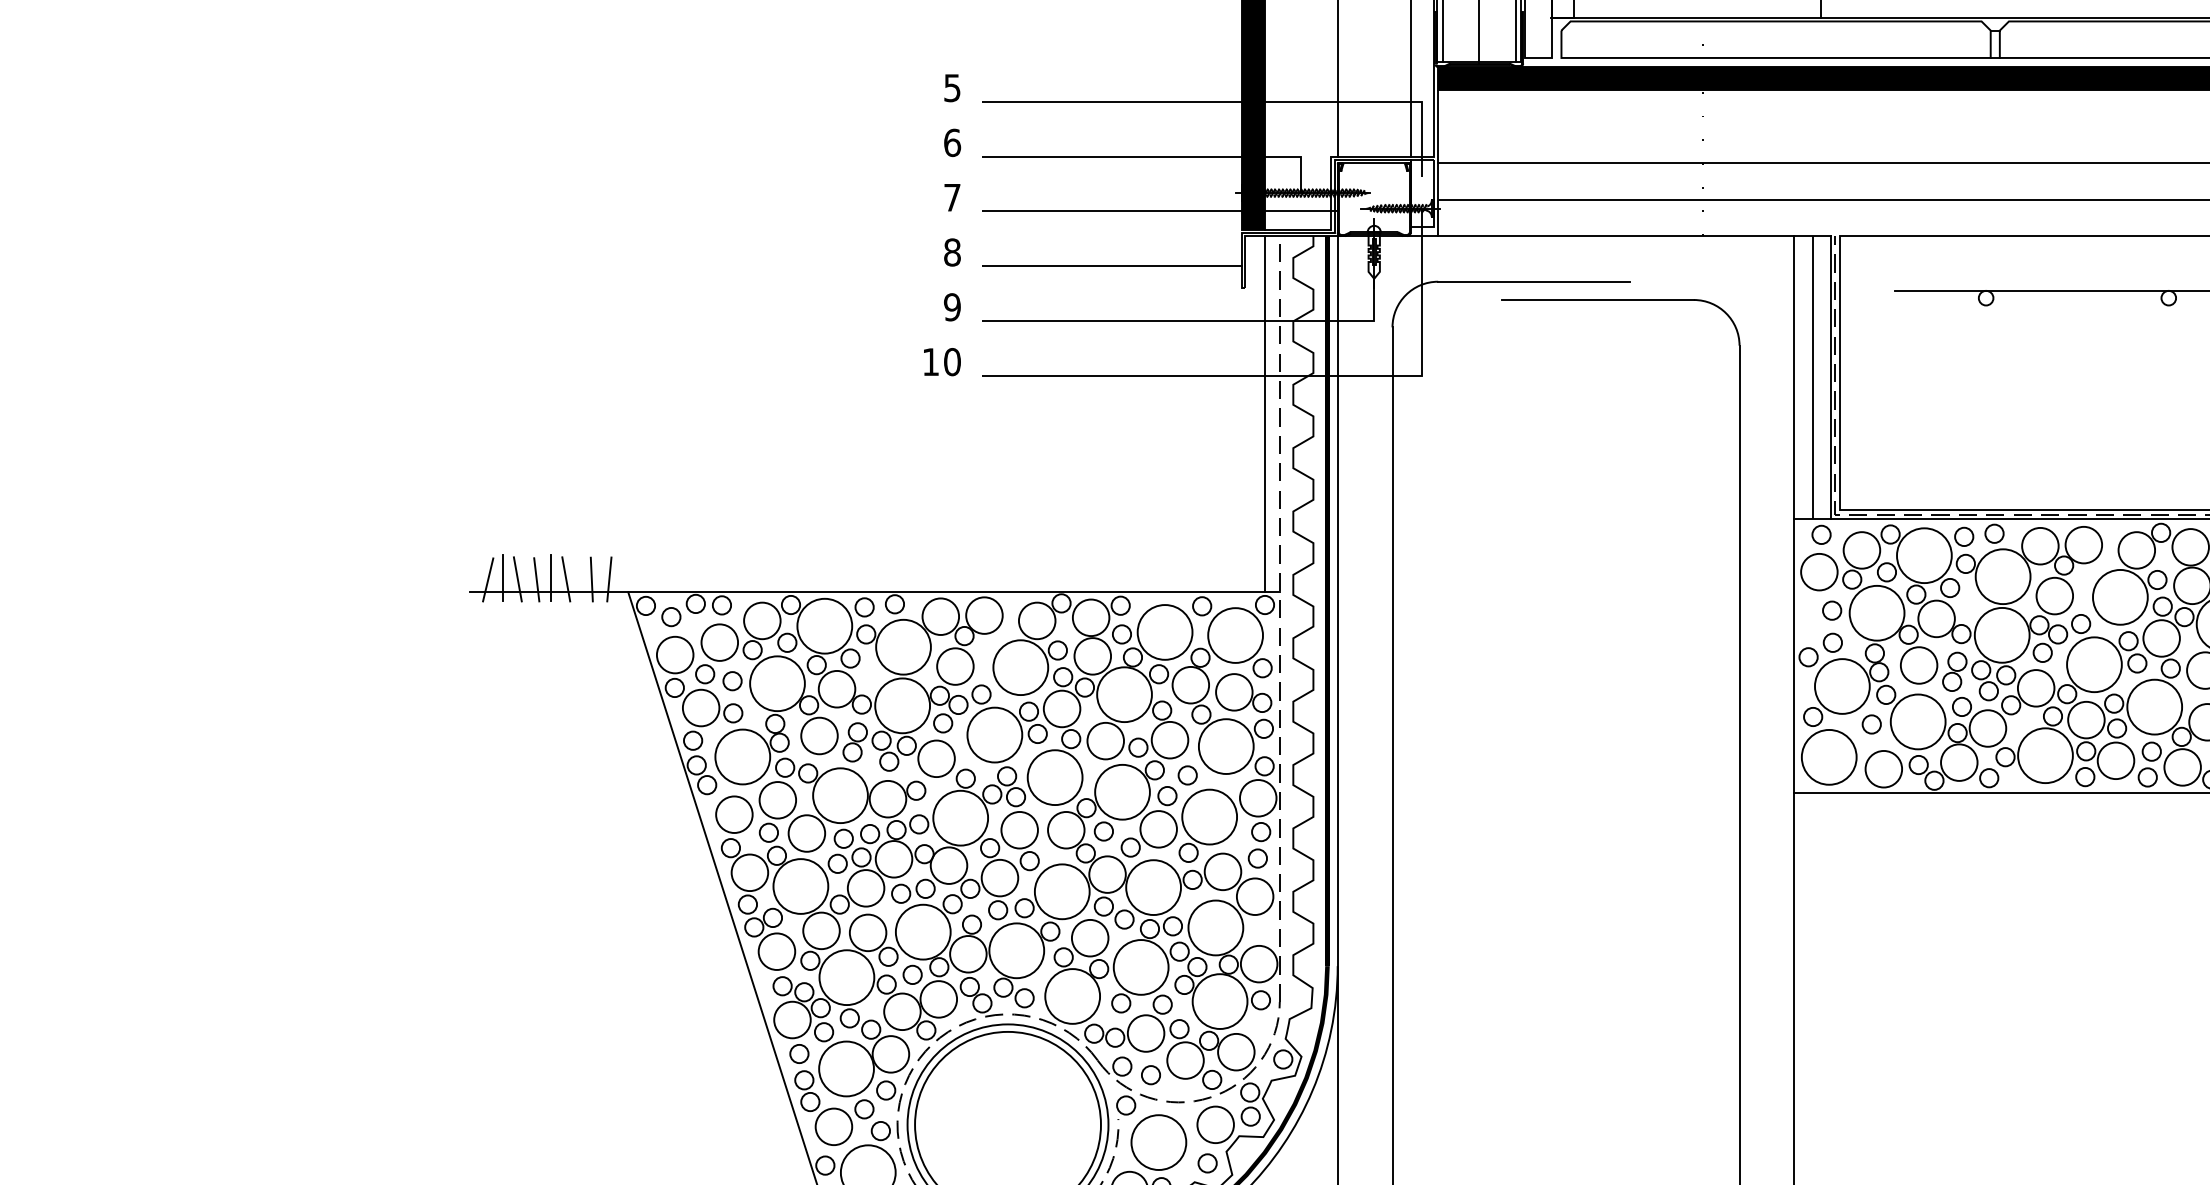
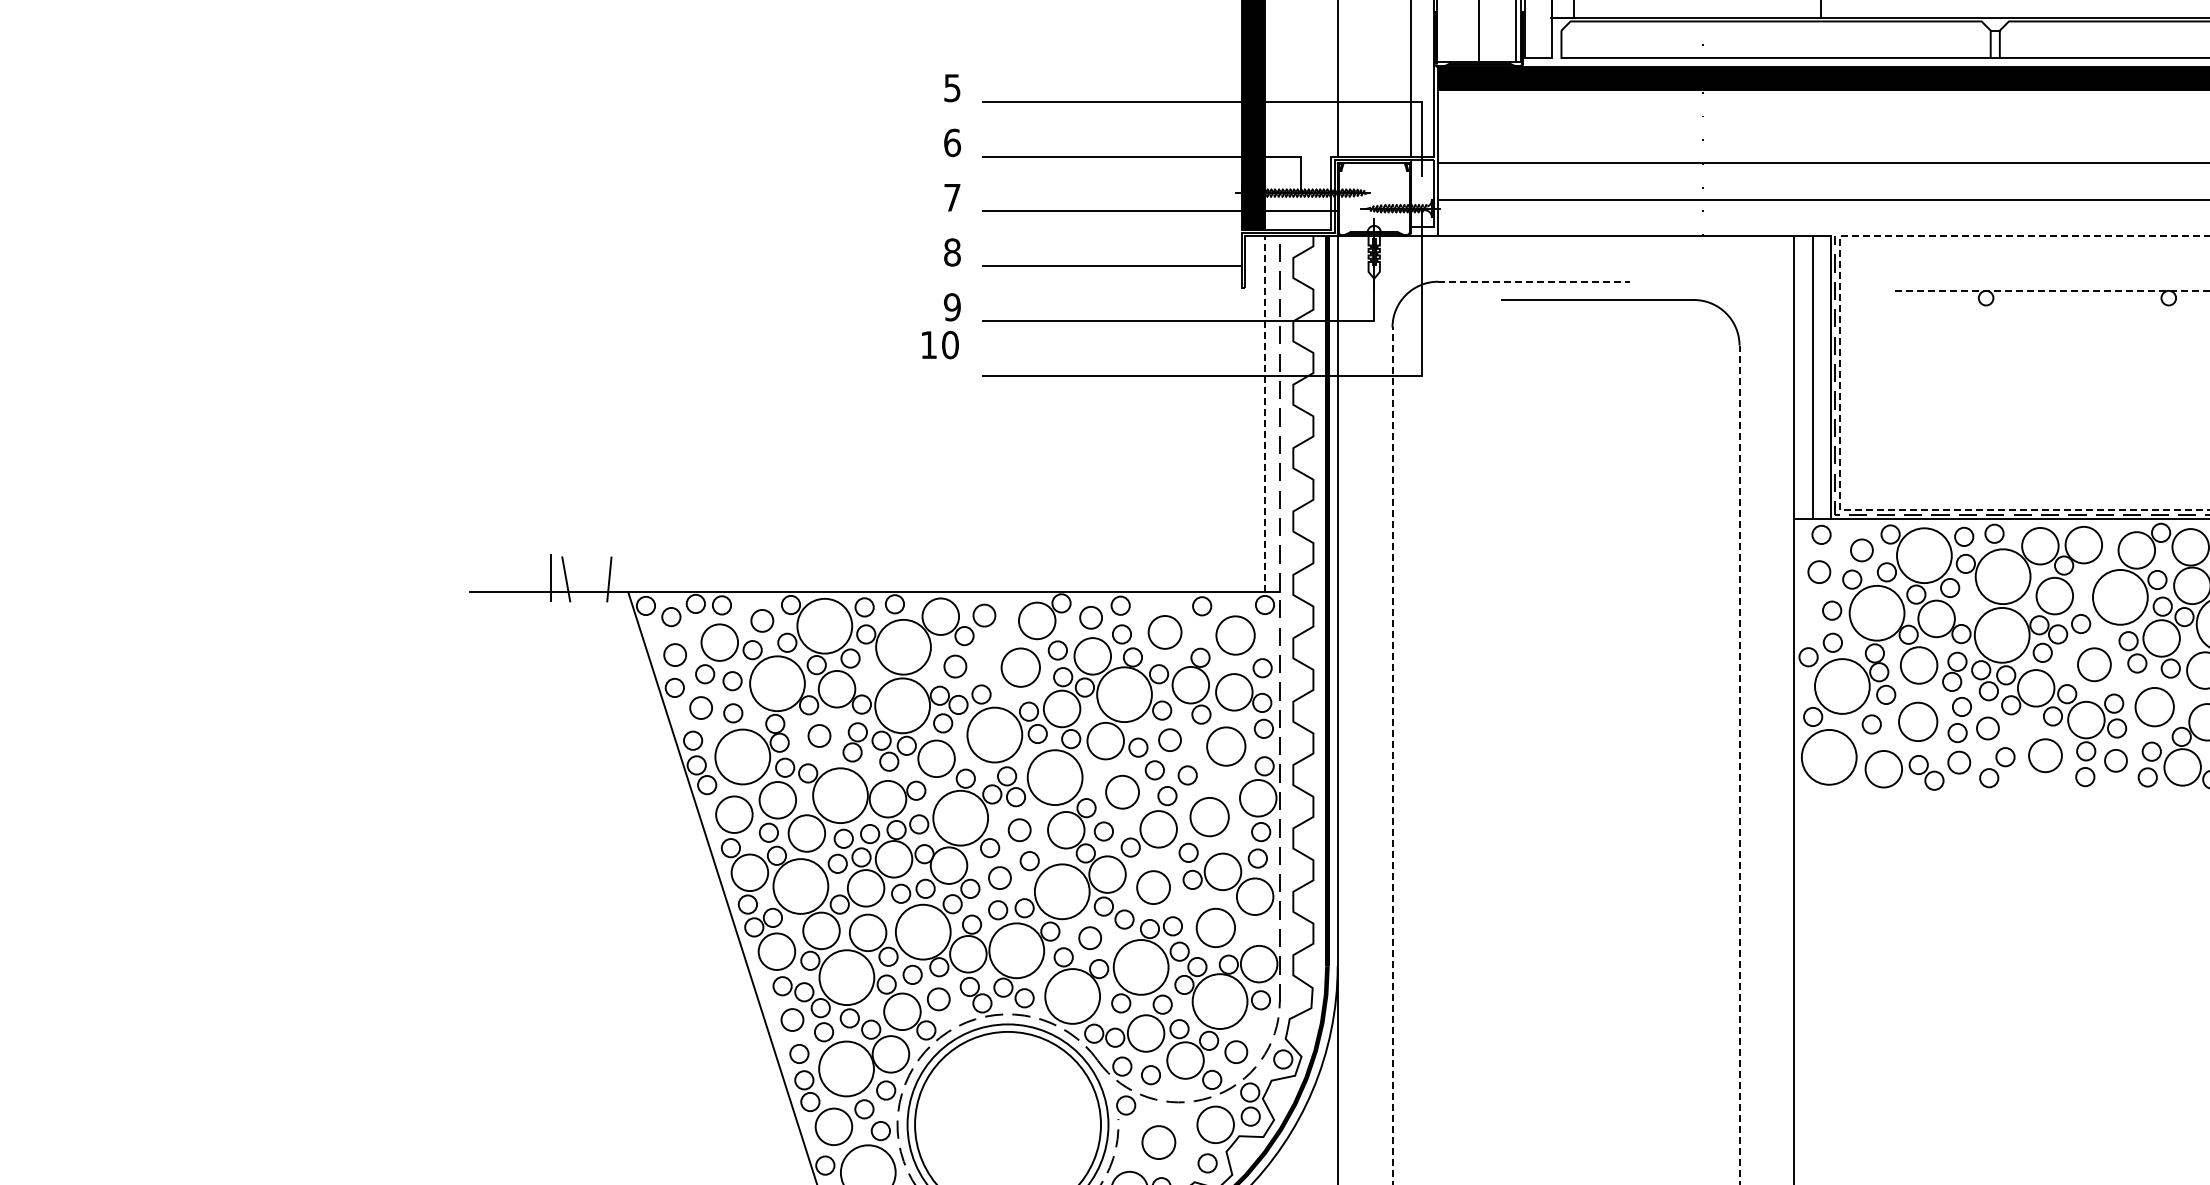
line: present -> none (1442, 31)
line: solid -> dashed (1534, 281)
line: solid -> dashed (2052, 290)
text position: (942, 362) -> (940, 345) (940, 345)
line: solid -> dashed (1840, 373)
line: solid -> dashed (1264, 413)
circle diameter: 37 px -> 22 px (1861, 550)
circle diameter: 37 px -> 22 px (1819, 572)
line: present -> none (502, 578)
line: present -> none (488, 579)
line: present -> none (517, 579)
line: present -> none (536, 579)
line: present -> none (591, 579)
circle diameter: 37 px -> 22 px (984, 615)
circle diameter: 37 px -> 22 px (1091, 617)
circle diameter: 37 px -> 22 px (762, 620)
circle diameter: 55 px -> 33 px (1164, 632)
circle diameter: 55 px -> 38 px (1235, 635)
circle diameter: 37 px -> 22 px (675, 655)
circle diameter: 55 px -> 33 px (2094, 664)
circle diameter: 37 px -> 22 px (955, 666)
circle diameter: 55 px -> 38 px (1020, 667)
circle diameter: 55 px -> 38 px (2154, 706)
circle diameter: 37 px -> 22 px (701, 708)
circle diameter: 55 px -> 38 px (1918, 721)
circle diameter: 37 px -> 22 px (1987, 728)
circle diameter: 37 px -> 22 px (819, 735)
circle diameter: 37 px -> 22 px (1169, 740)
circle diameter: 55 px -> 38 px (1226, 746)
circle diameter: 55 px -> 33 px (2045, 755)
line: solid -> dashed (1392, 756)
circle diameter: 37 px -> 22 px (2115, 760)
circle diameter: 37 px -> 22 px (1959, 762)
line: solid -> dashed (1739, 764)
circle diameter: 55 px -> 33 px (1122, 791)
line: present -> none (2000, 793)
circle diameter: 55 px -> 38 px (1209, 816)
circle diameter: 37 px -> 22 px (1019, 830)
circle diameter: 37 px -> 22 px (999, 878)
circle diameter: 55 px -> 33 px (1153, 887)
circle diameter: 55 px -> 38 px (1215, 927)
circle diameter: 37 px -> 22 px (1090, 938)
circle diameter: 37 px -> 22 px (938, 999)
circle diameter: 37 px -> 22 px (792, 1019)
circle diameter: 37 px -> 22 px (1236, 1052)
circle diameter: 55 px -> 33 px (1158, 1142)
